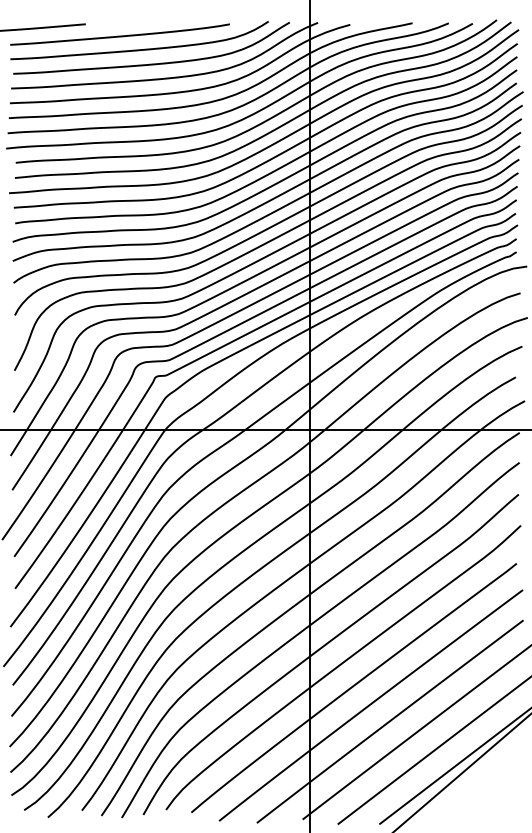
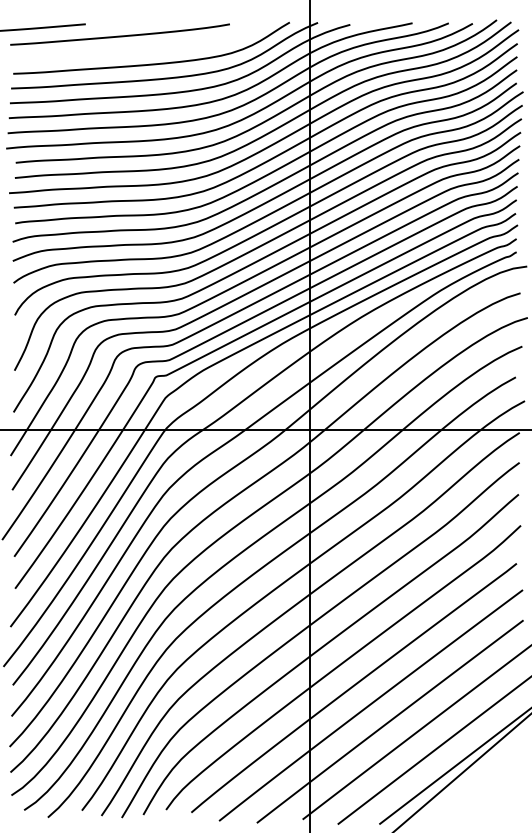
curve: present -> none (139, 49)
